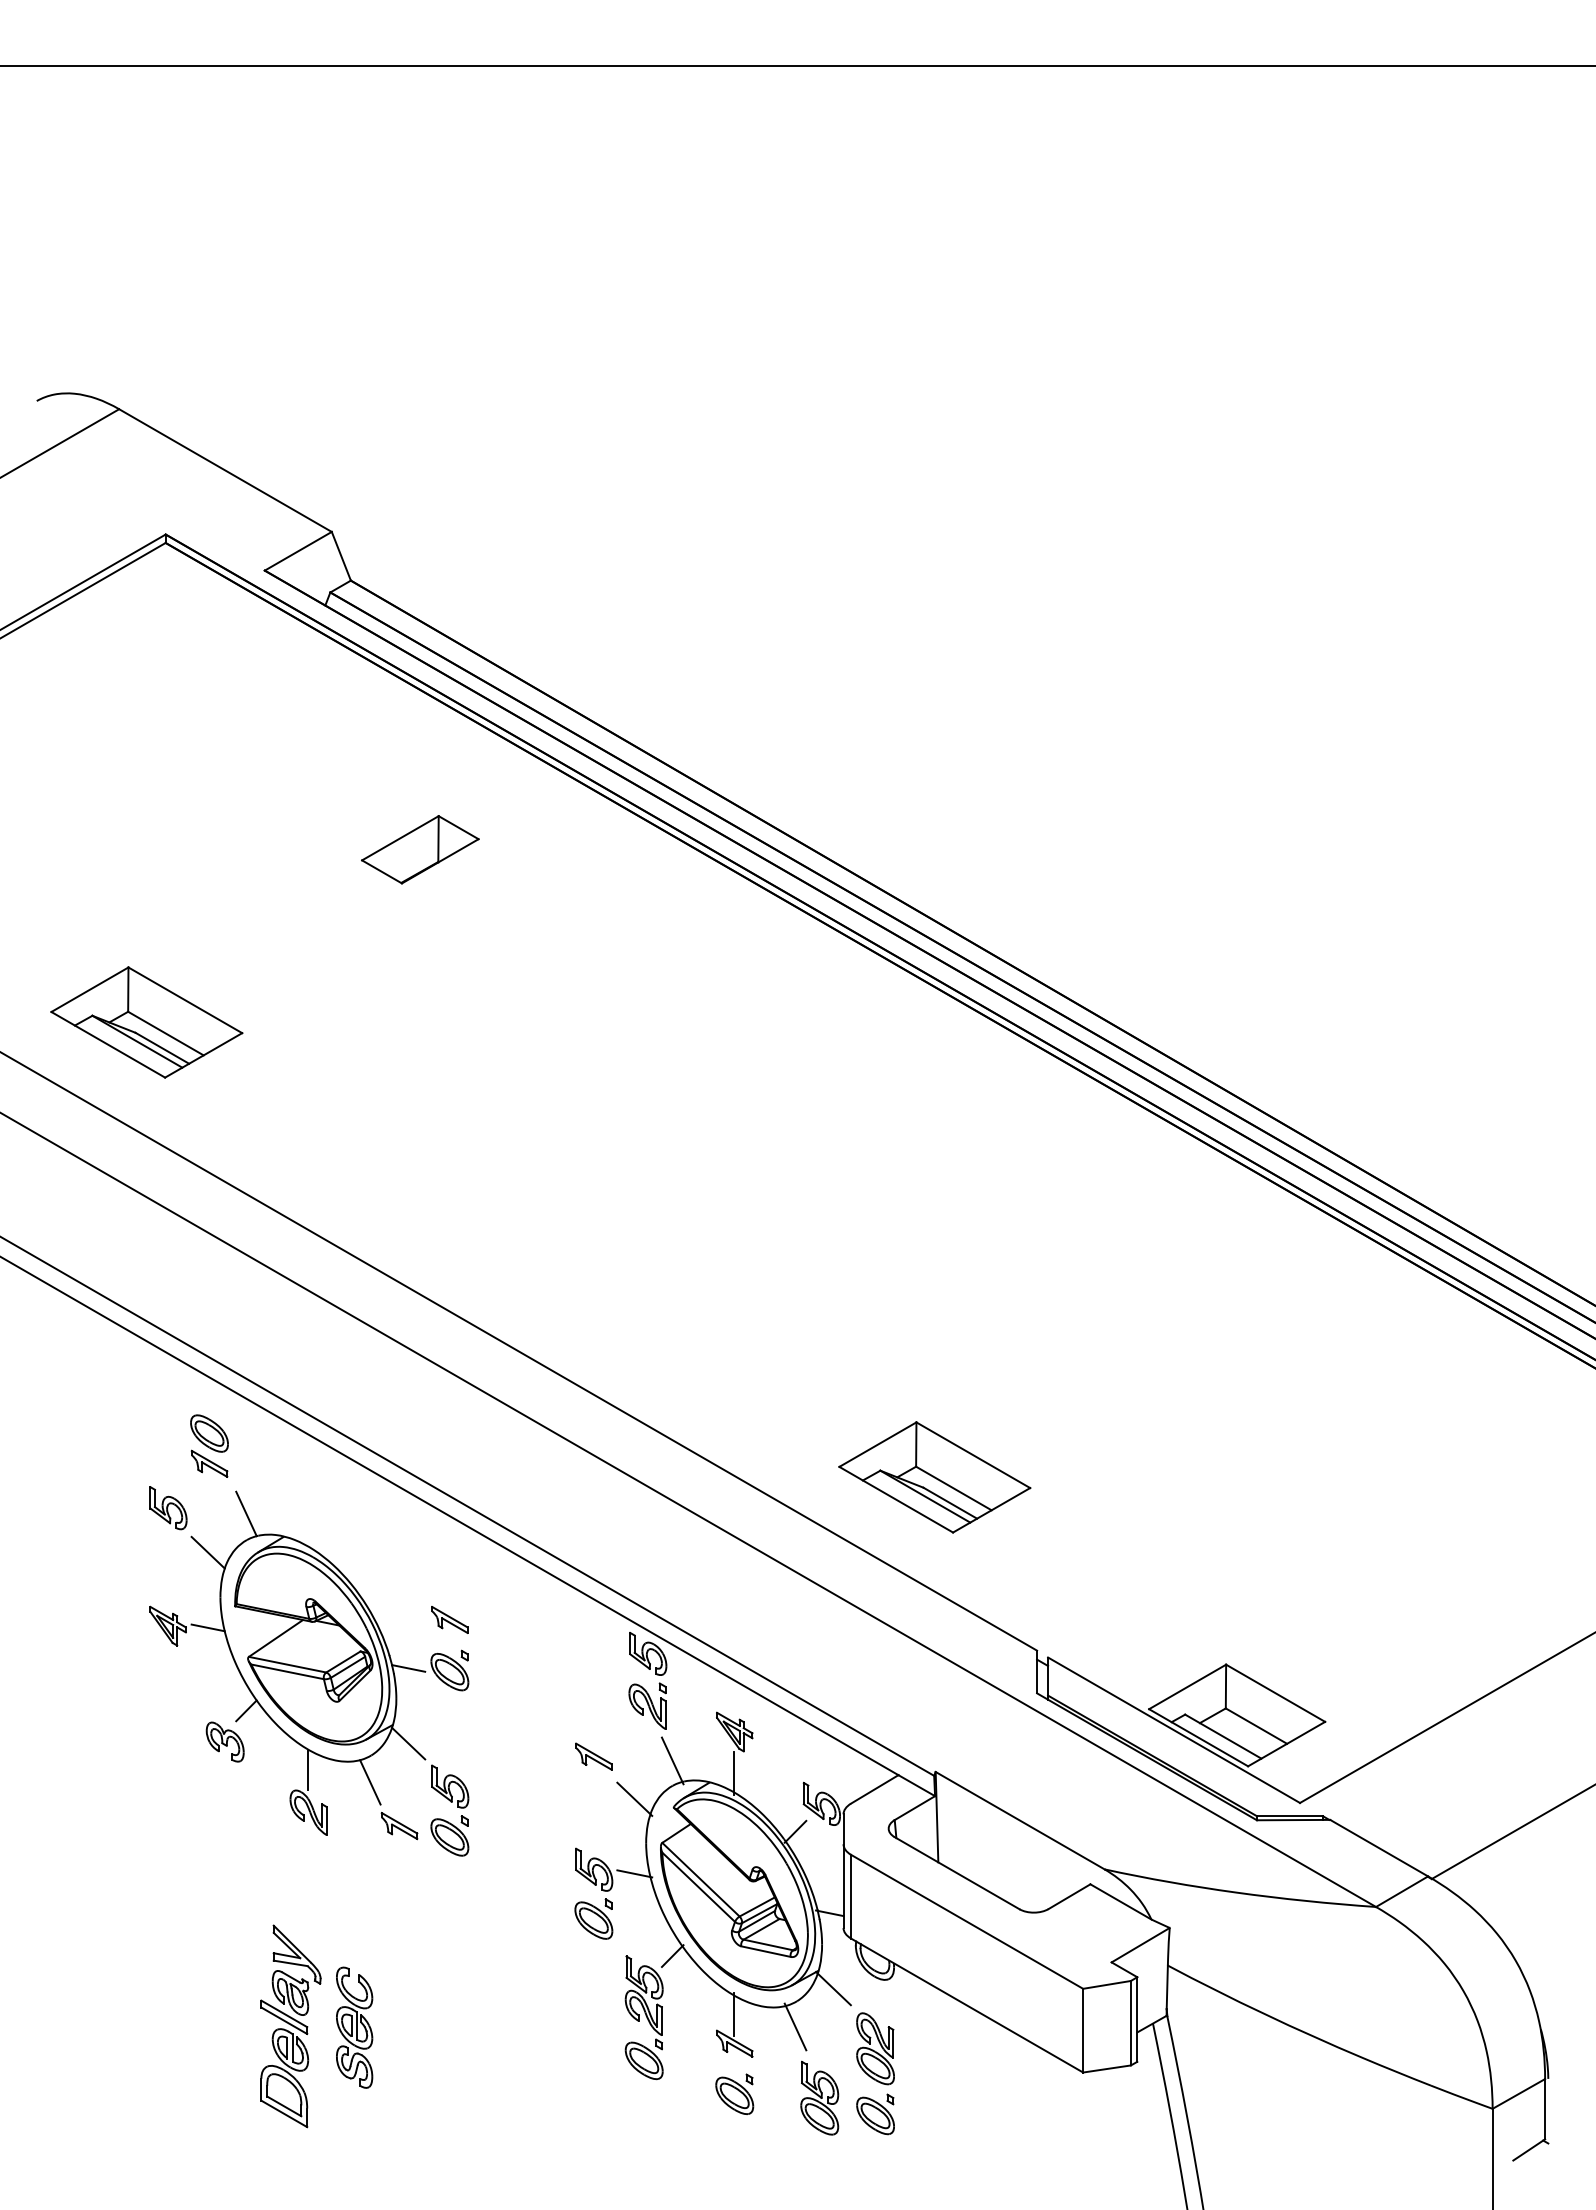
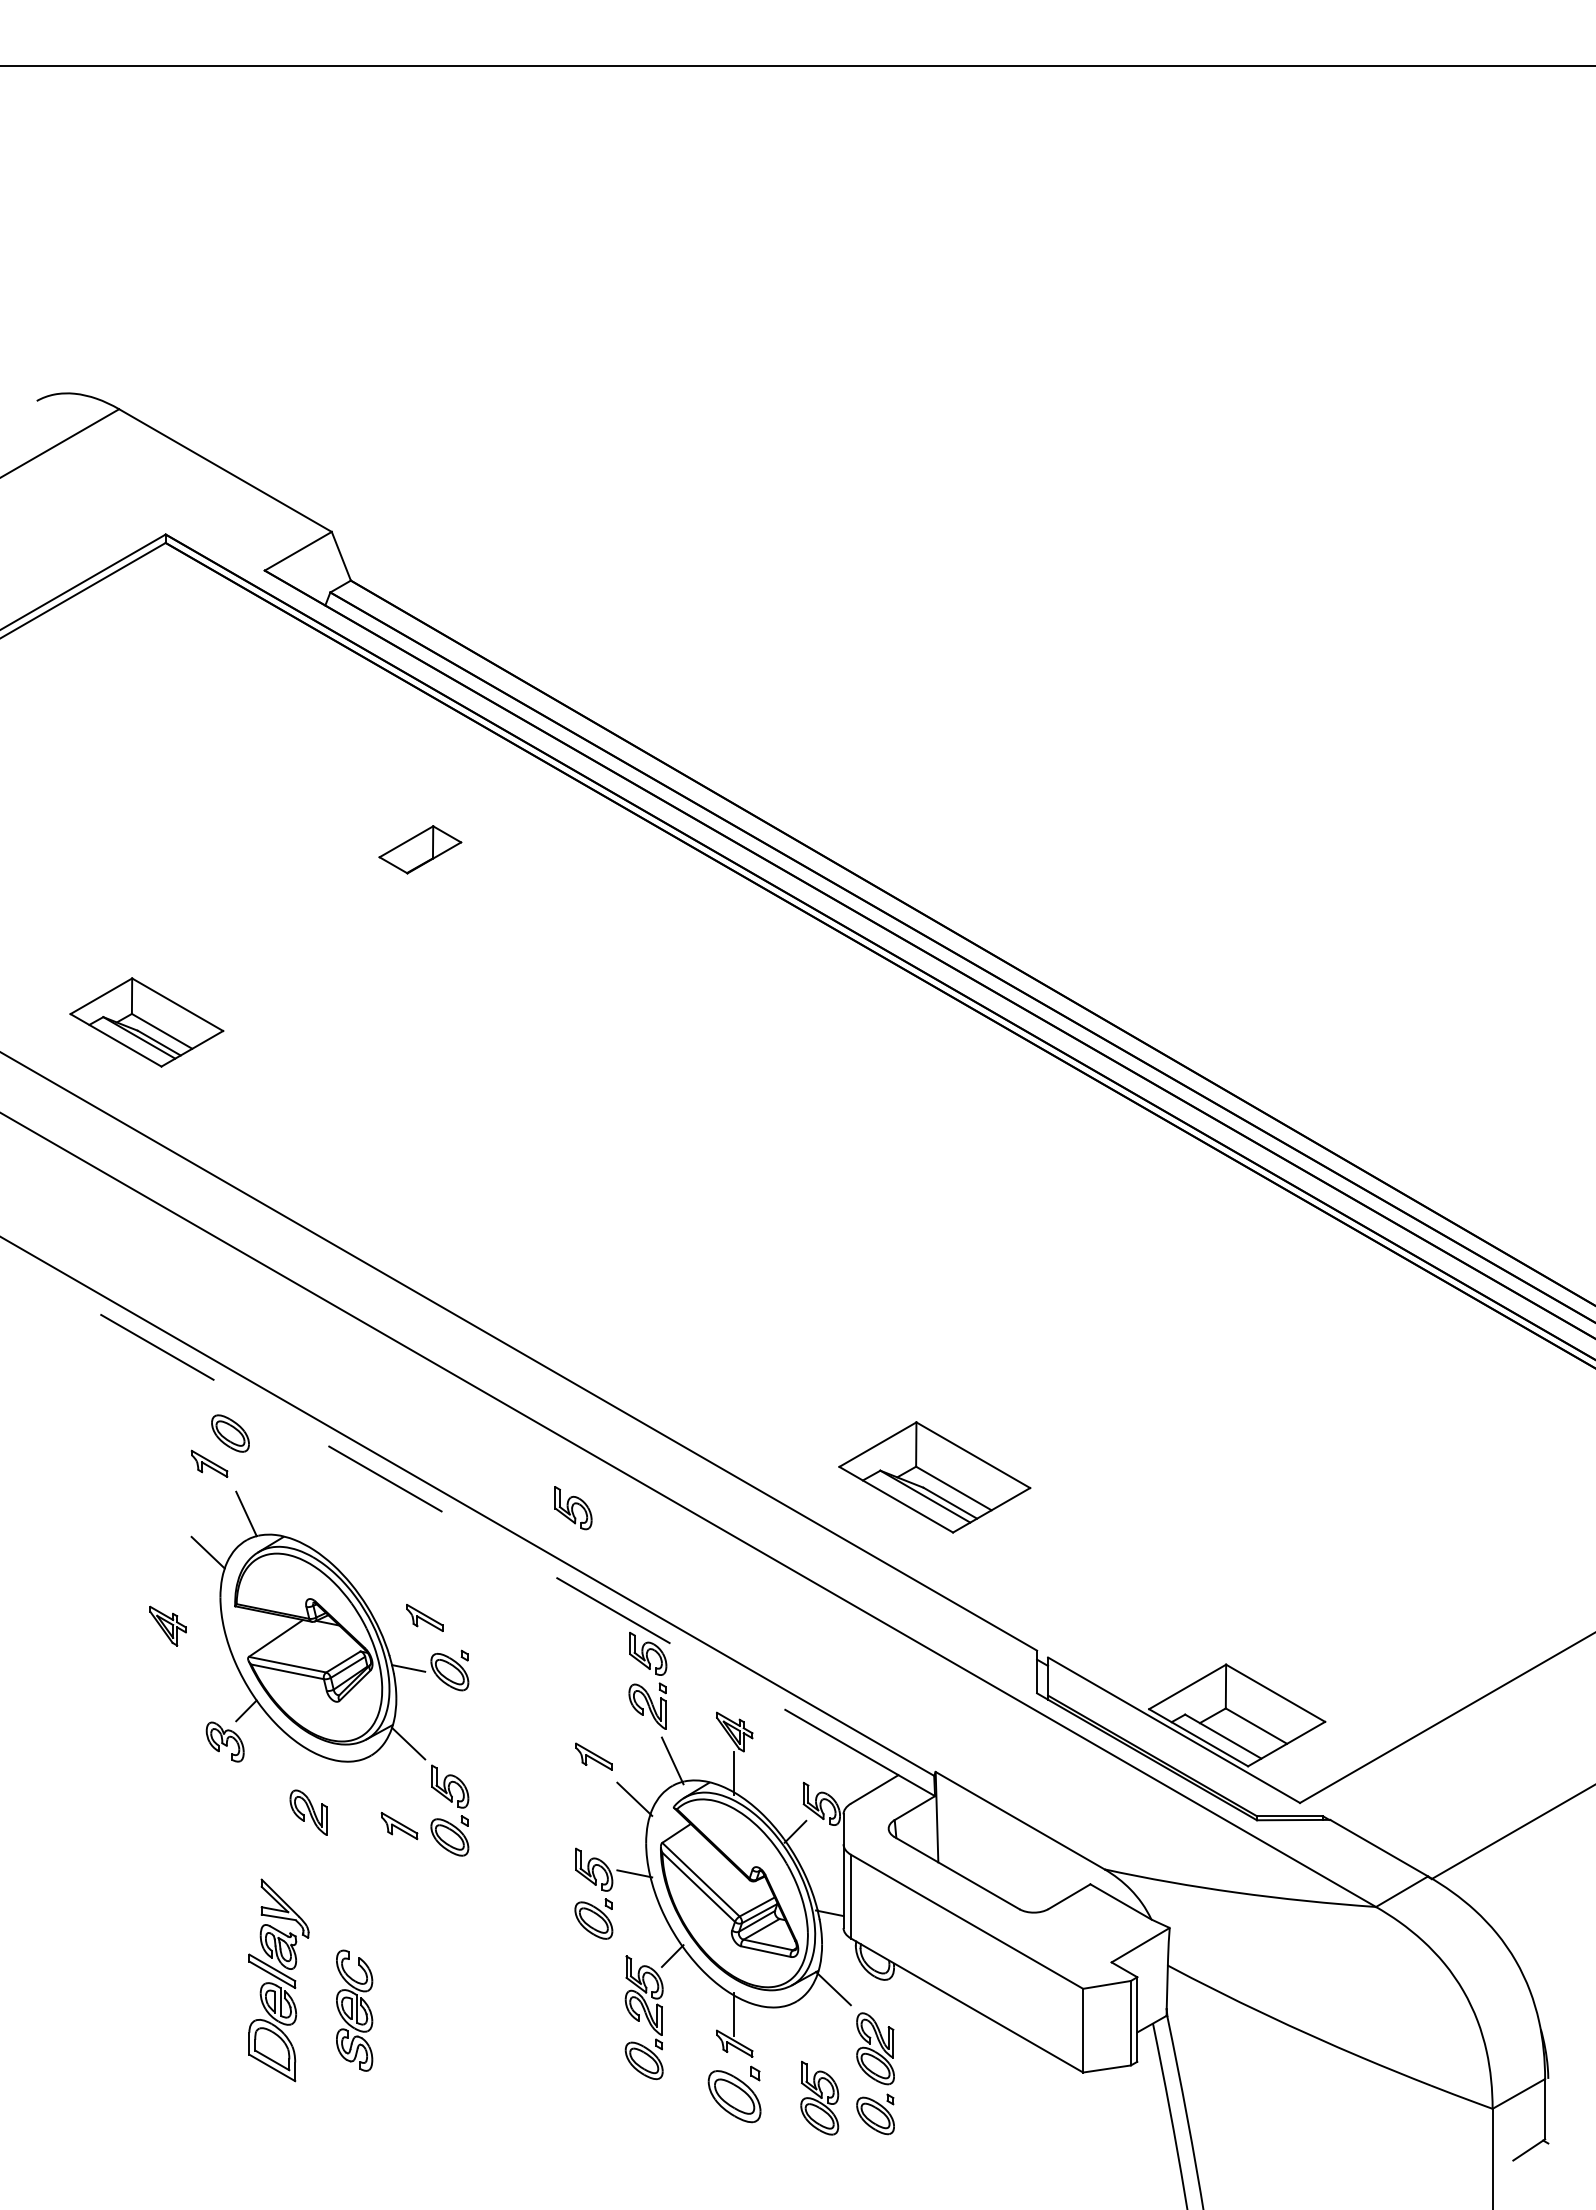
part size: 119x70 px -> 85x50 px (420, 849)
part size: 194x113 px -> 156x91 px (146, 1022)
part position: (209, 1433) -> (230, 1433) (230, 1433)
part position: (168, 1508) -> (573, 1508) (573, 1508)
line: solid -> dashed (449, 1515)
part position: (449, 1619) -> (424, 1617) (424, 1617)
line: present -> none (207, 1627)
line: present -> none (308, 1769)
line: present -> none (370, 1782)
part position: (290, 2026) -> (278, 1980) (278, 1980)
line: present -> none (795, 2026)
part position: (354, 2027) -> (354, 2010) (354, 2010)
part size: 40x42 px -> 55x59 px (734, 2094)
